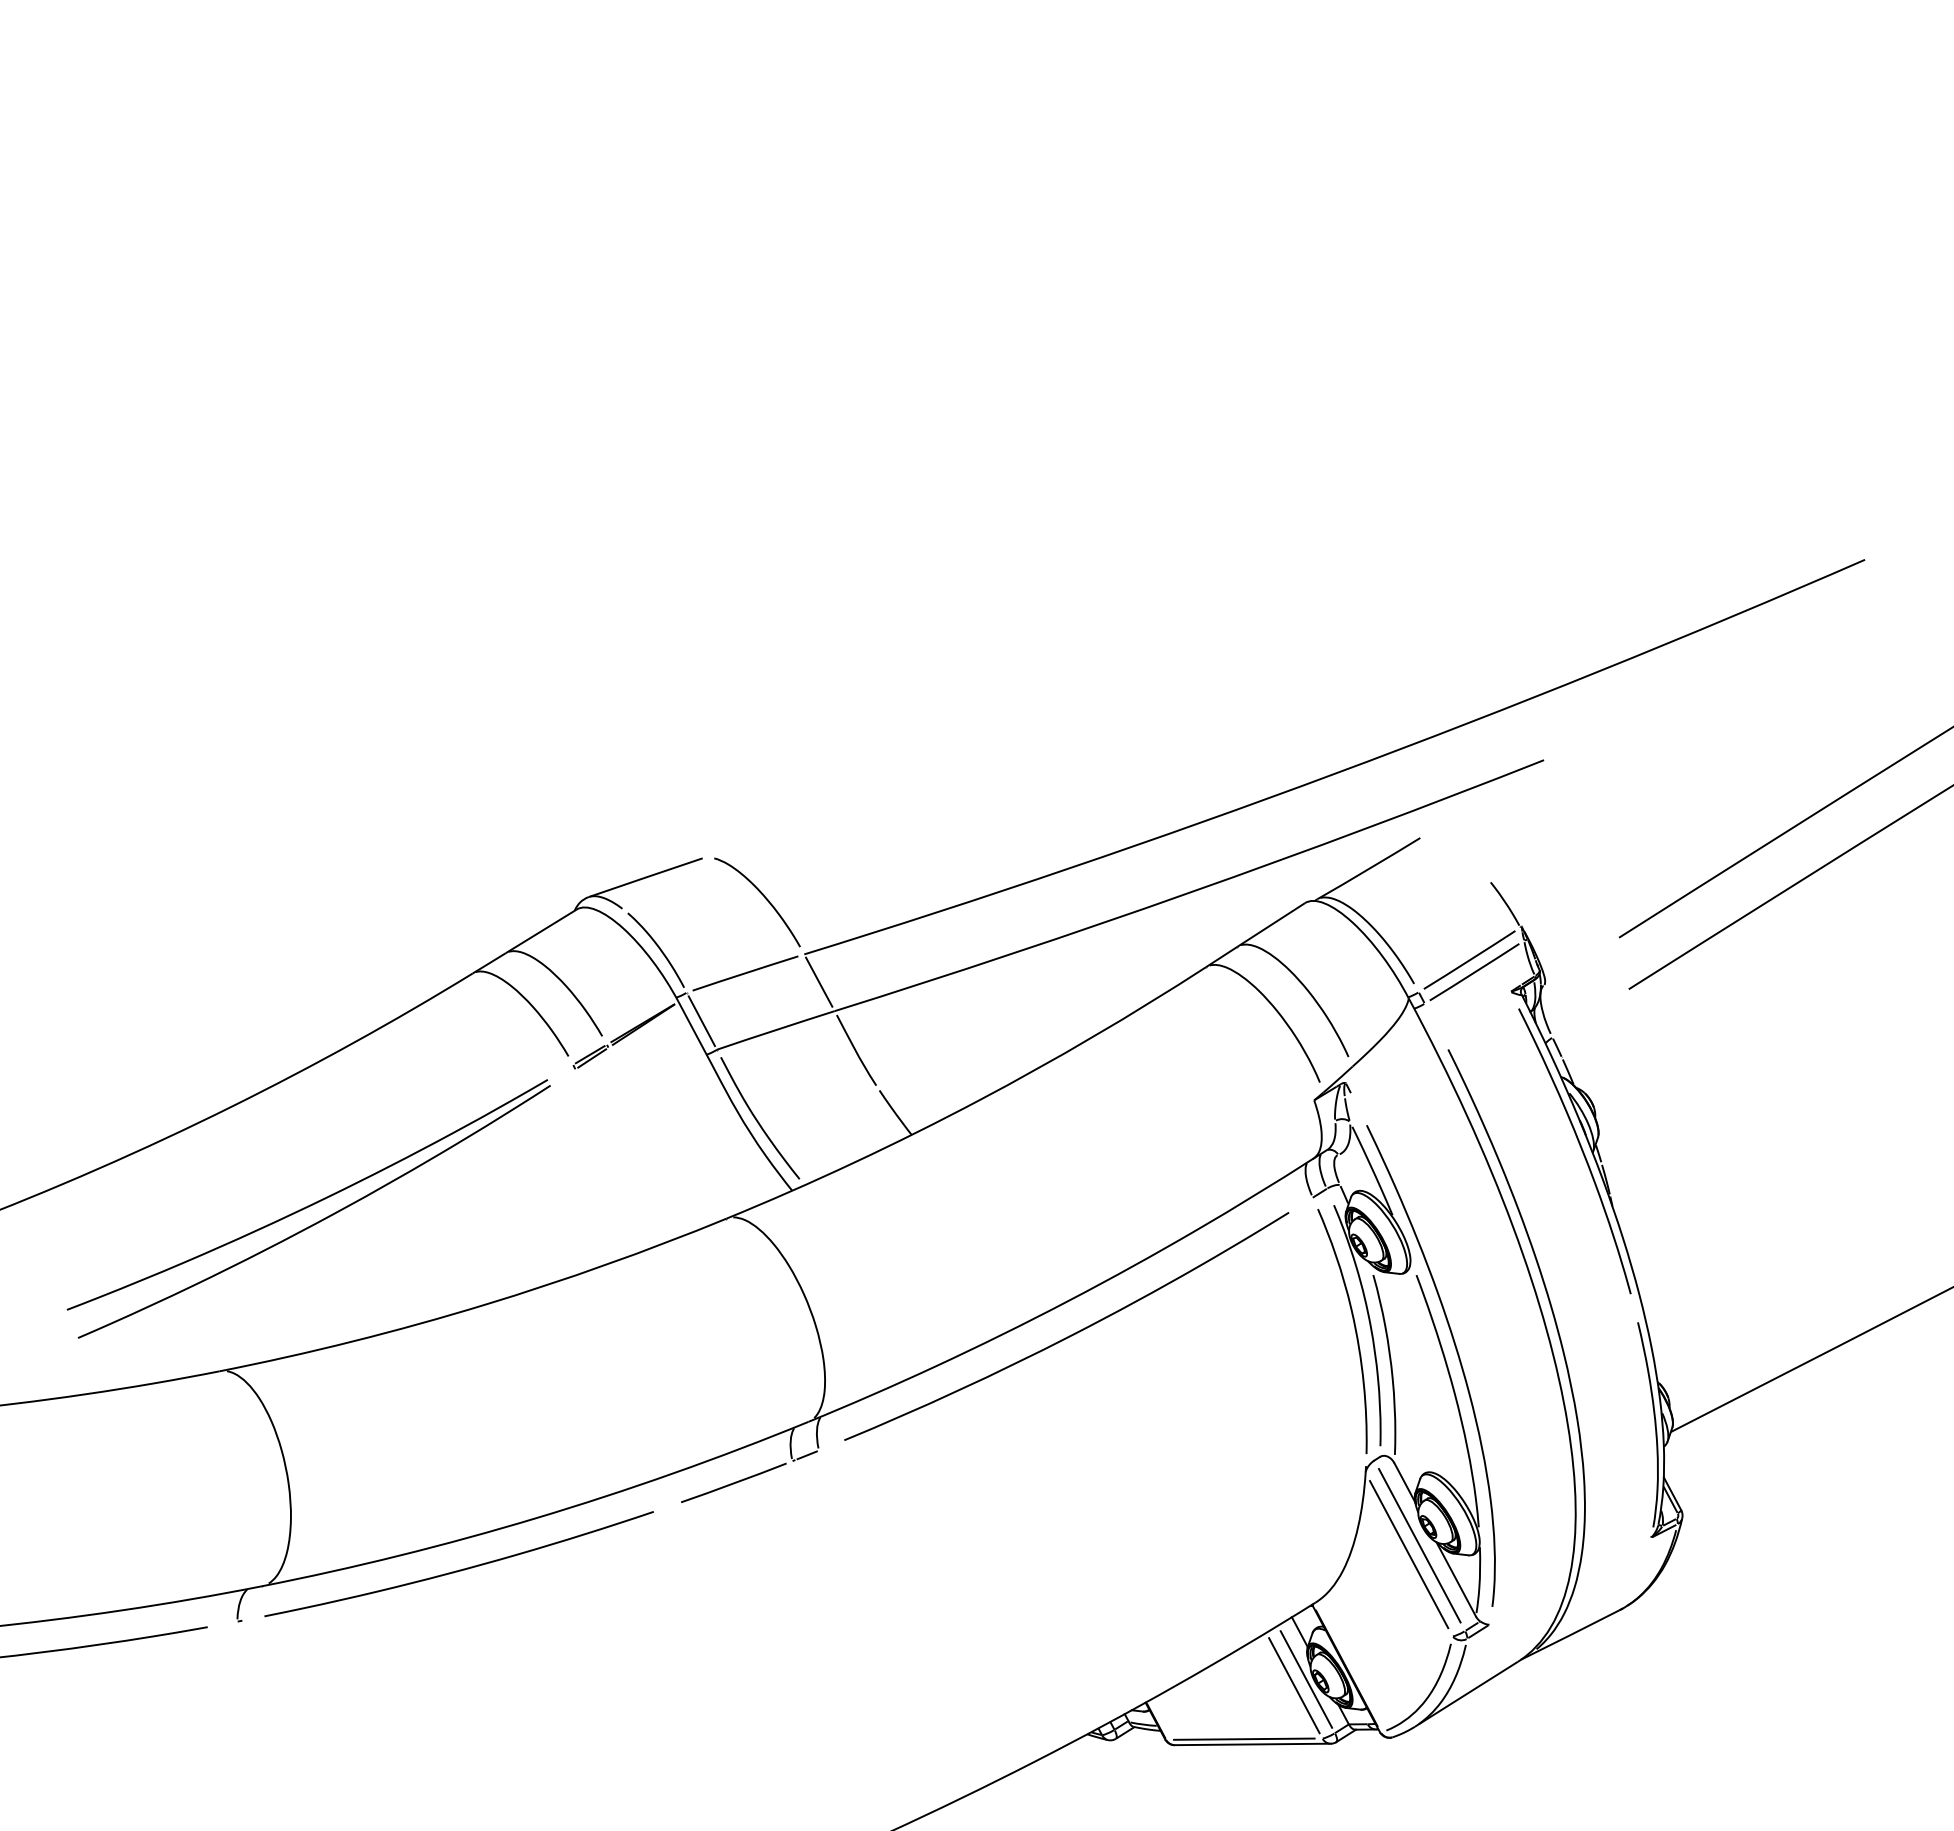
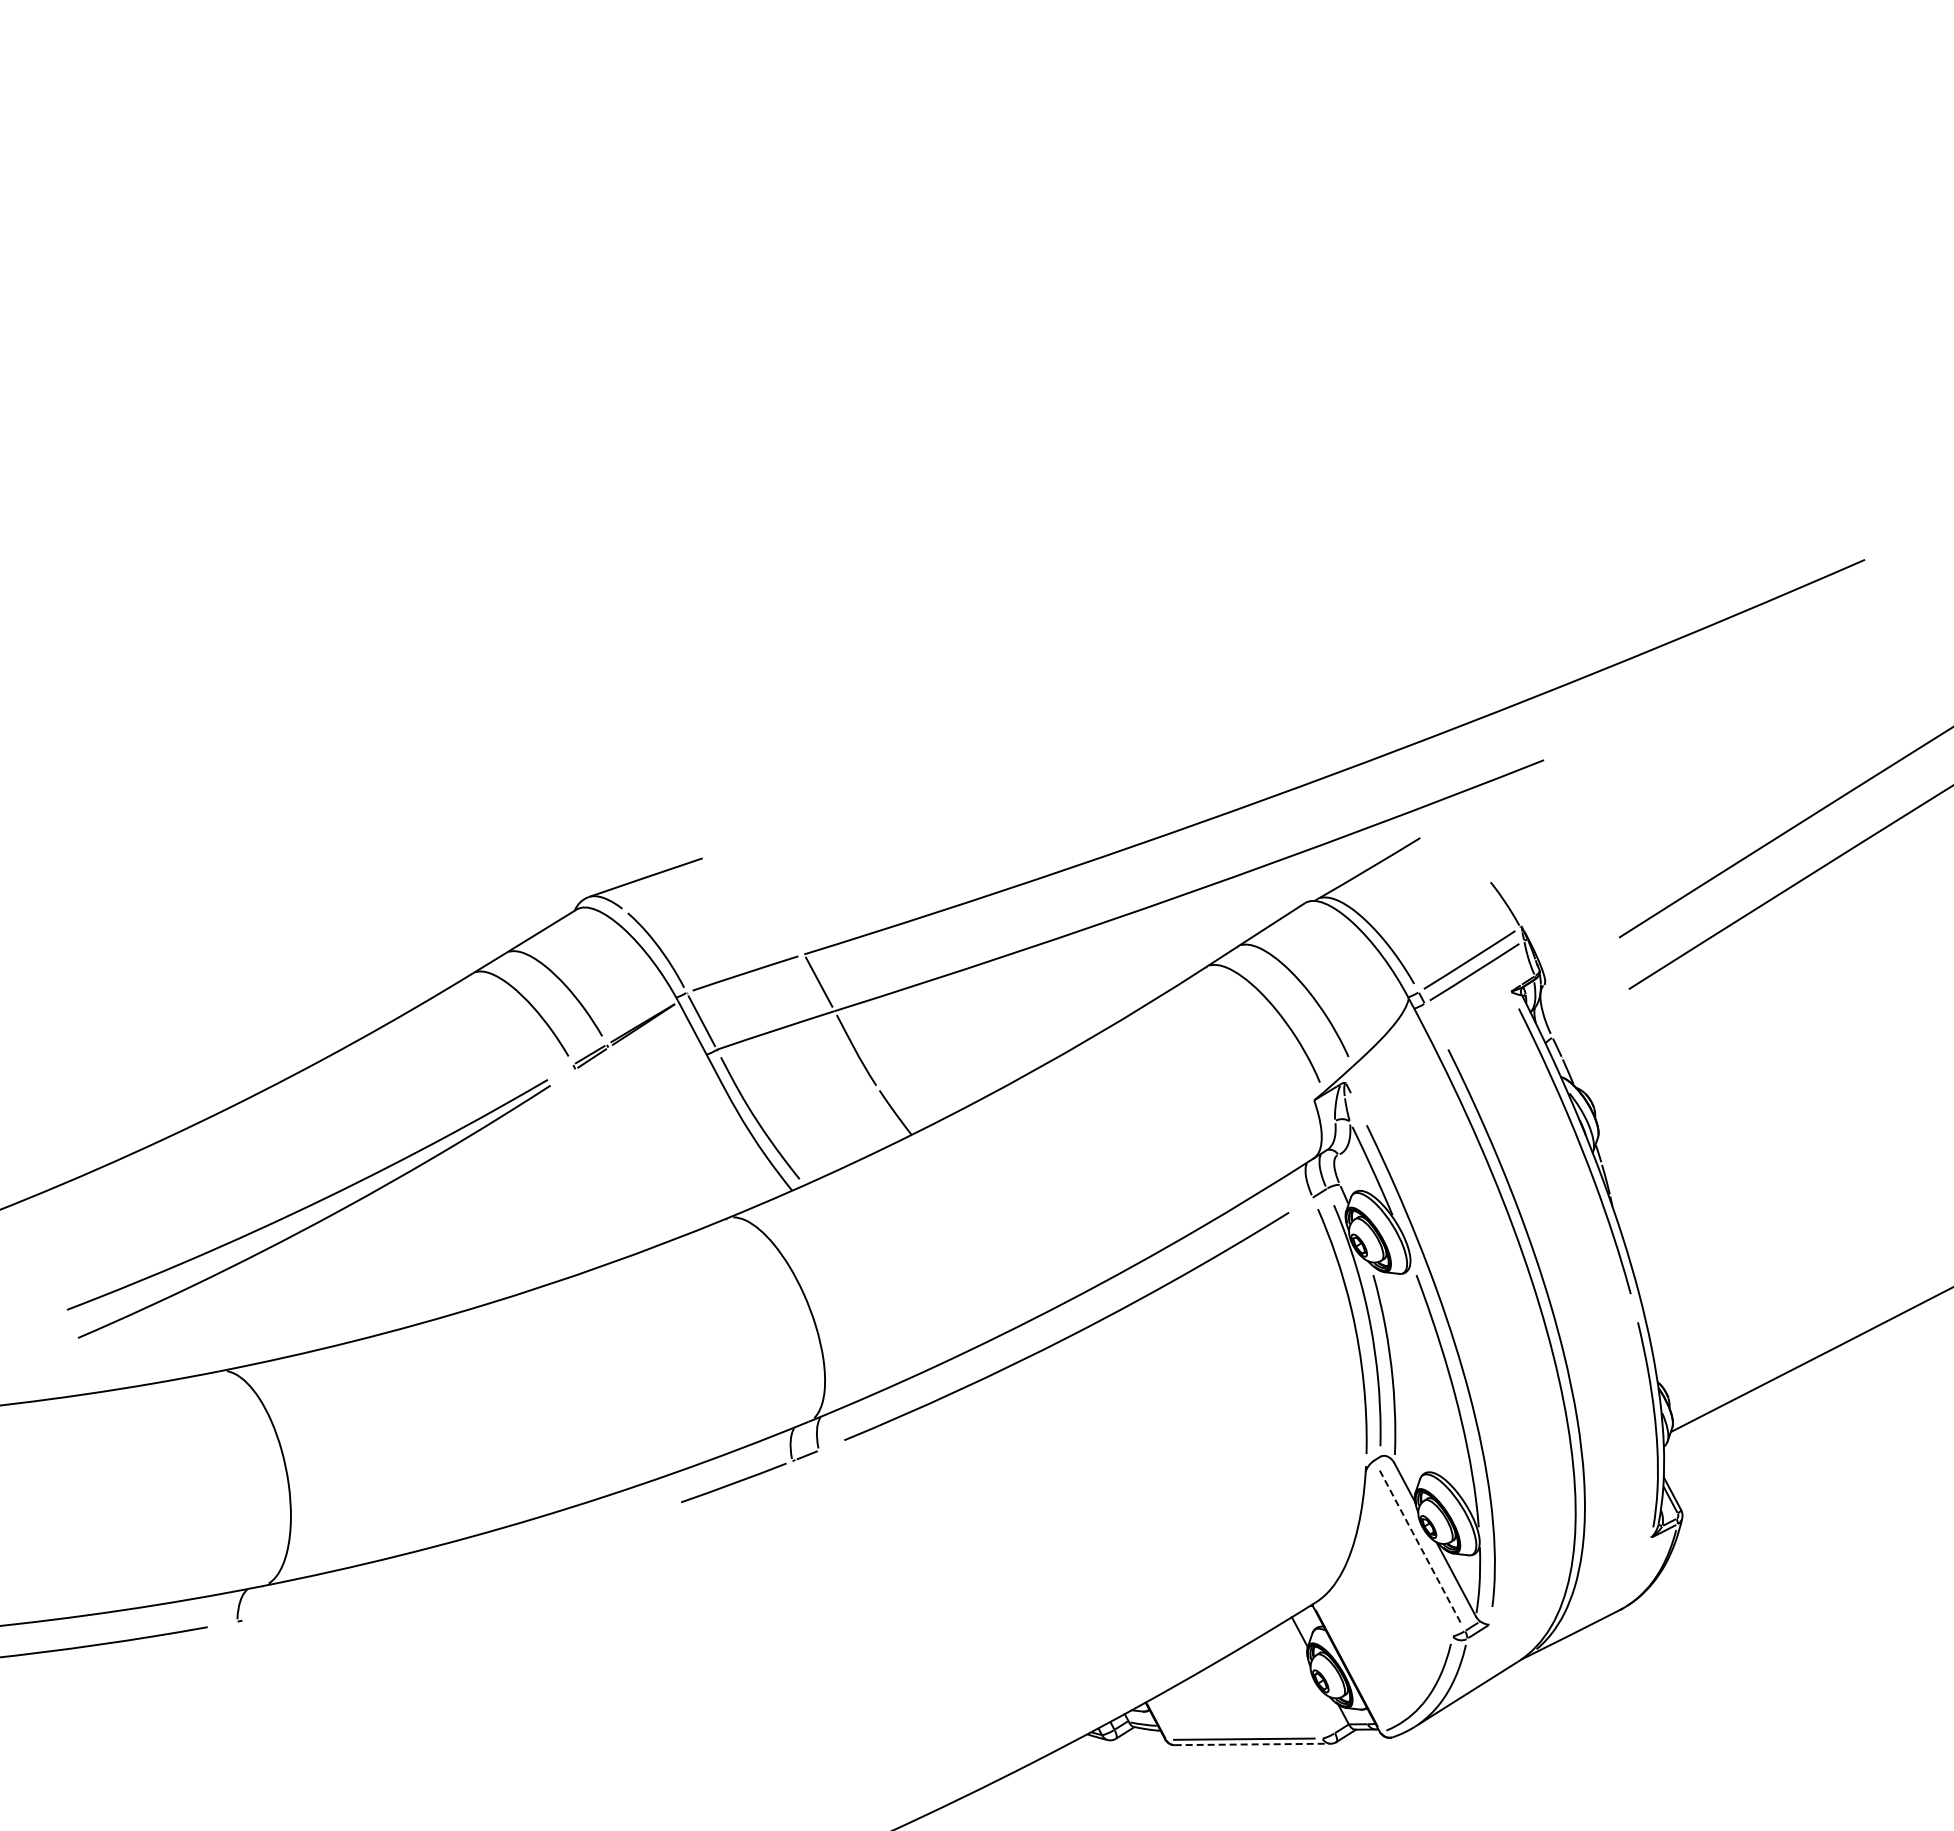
curve: present -> none (763, 896)
line: solid -> dashed (1419, 1545)
line: present -> none (1409, 1554)
curve: present -> none (459, 1569)
line: present -> none (1306, 1679)
line: present -> none (1294, 1685)
line: solid -> dashed (1253, 1744)
